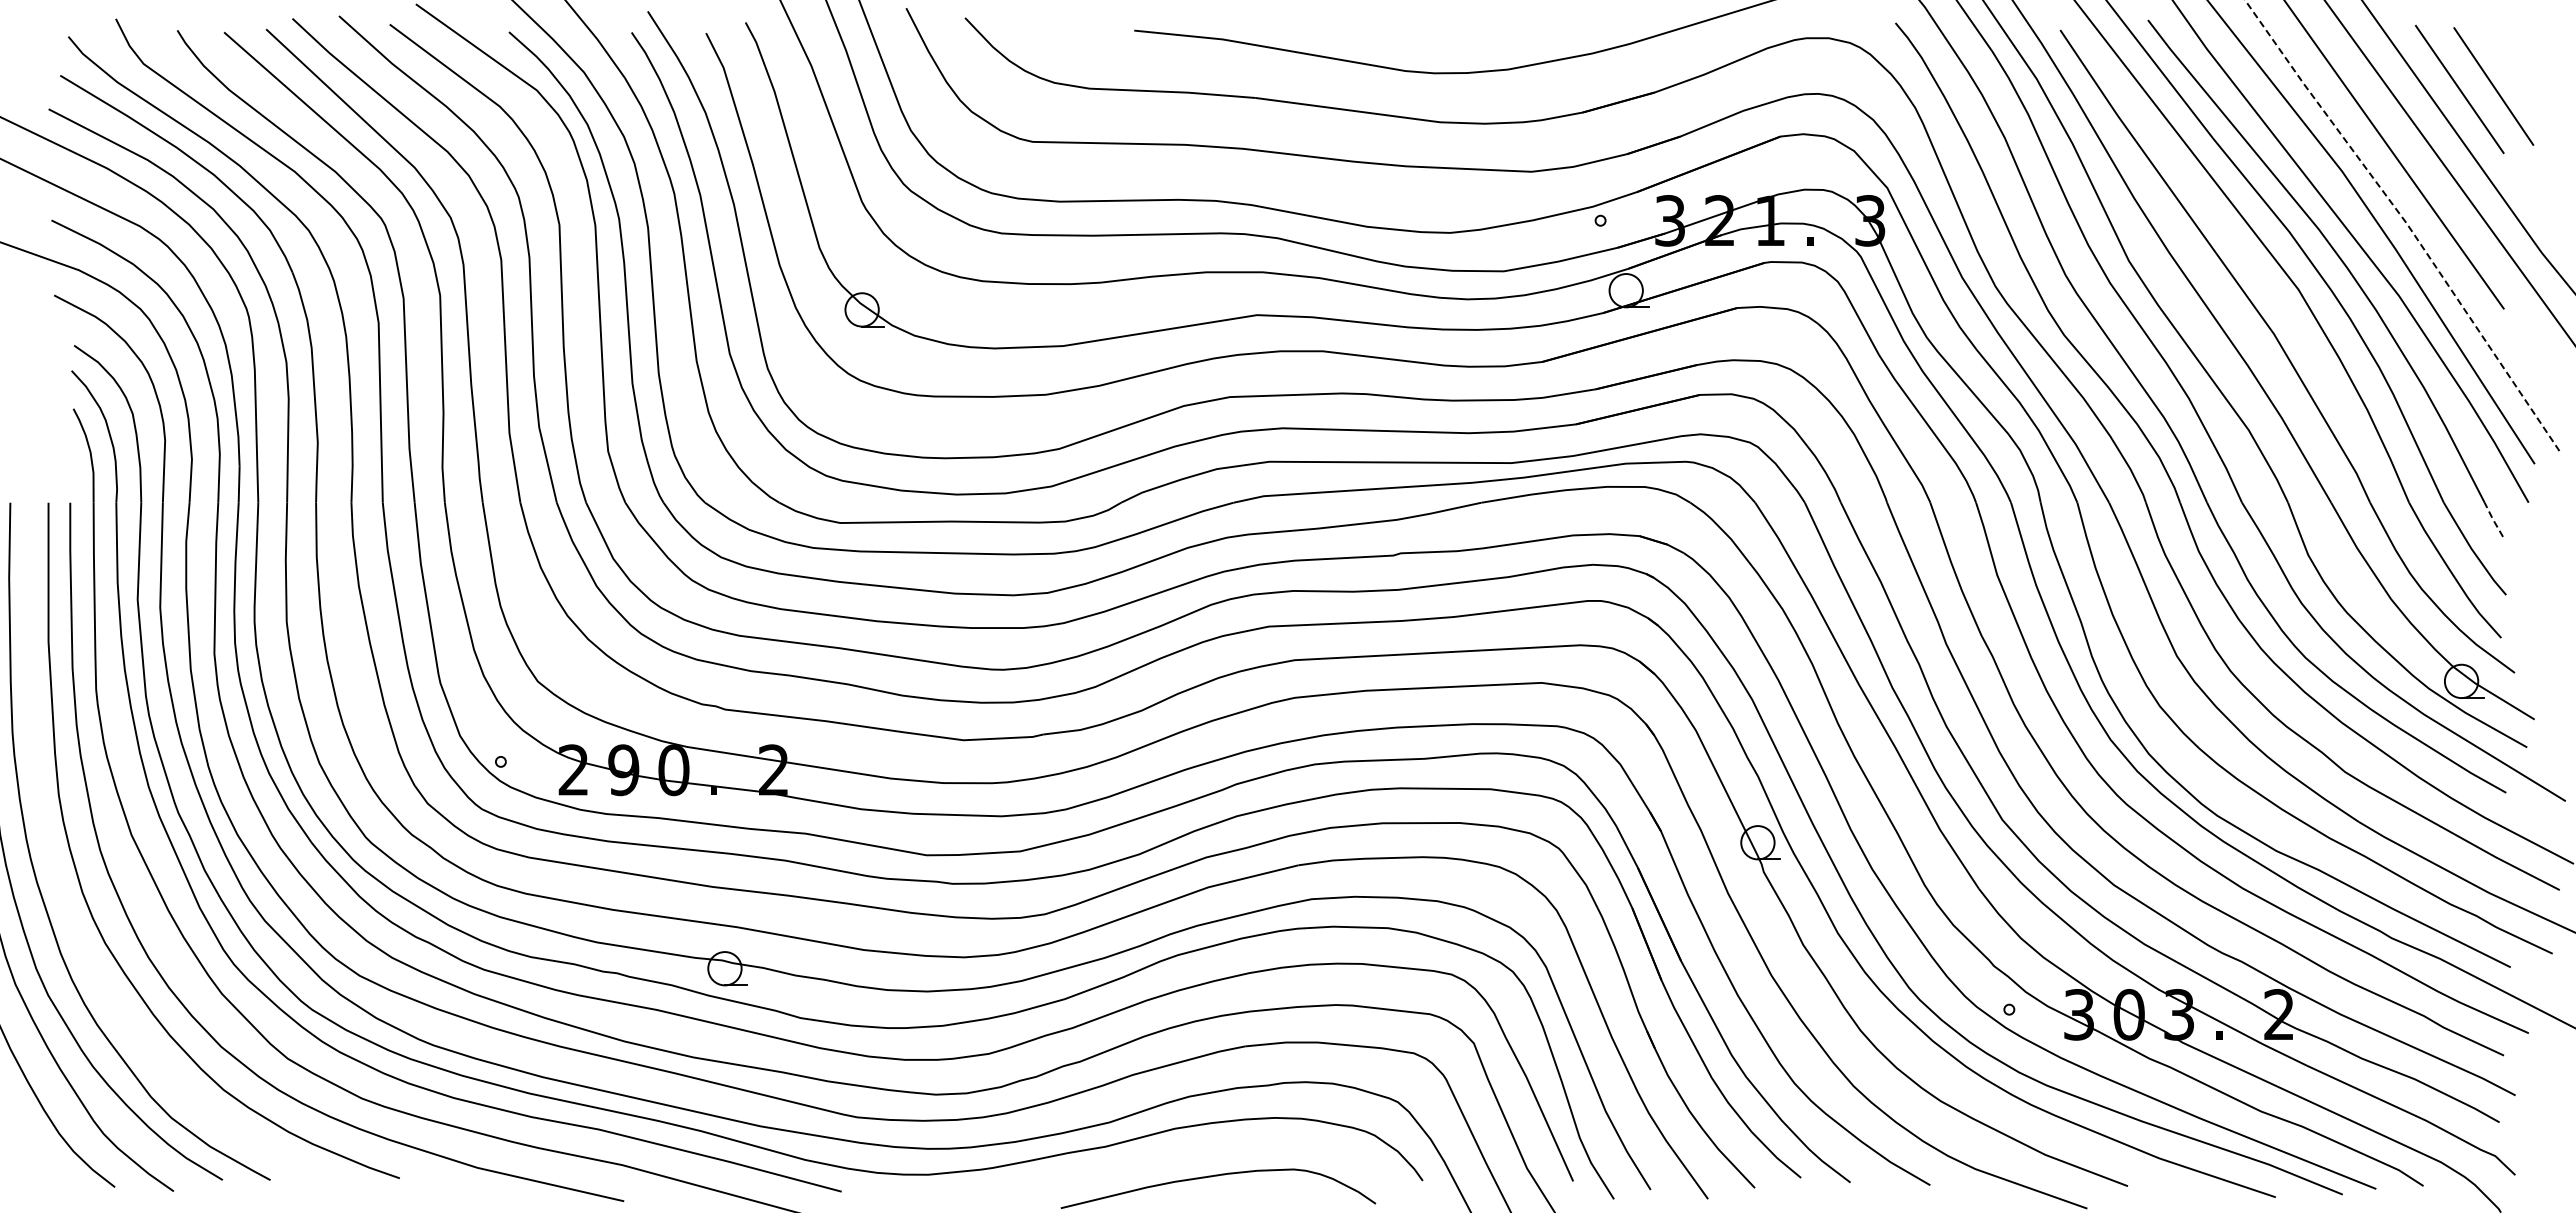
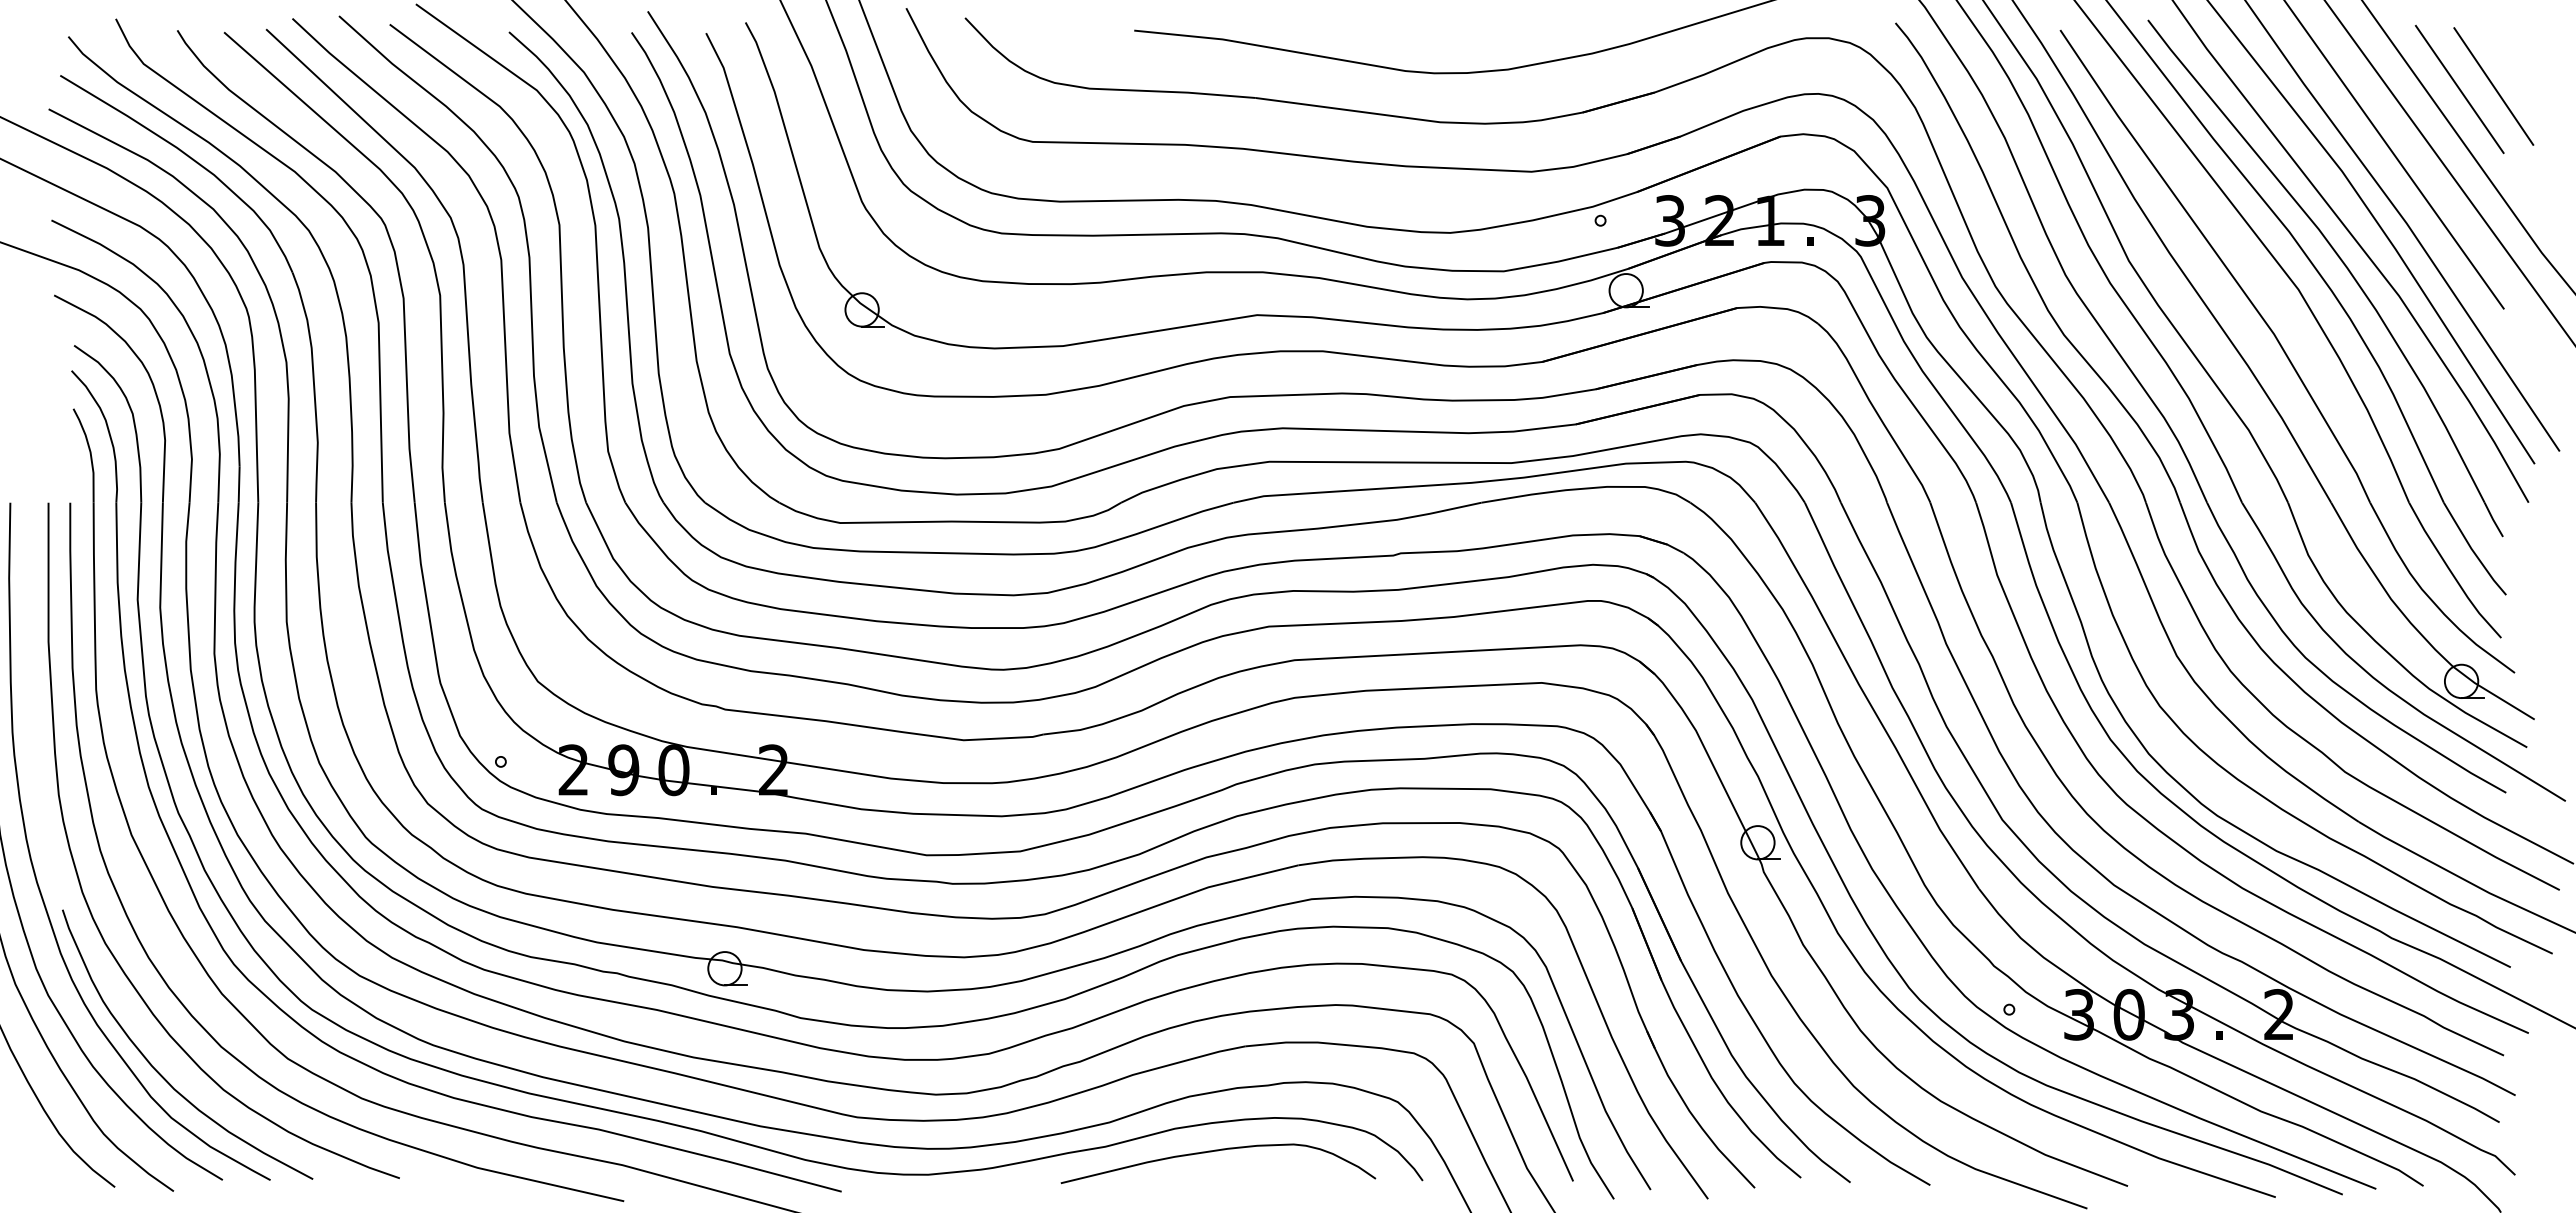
line: dashed -> solid (2406, 223)
line: dashed -> solid (2493, 519)
curve: none -> present (159, 1072)
curve position: (1218, 1176) -> (1218, 1151) (1218, 1151)
